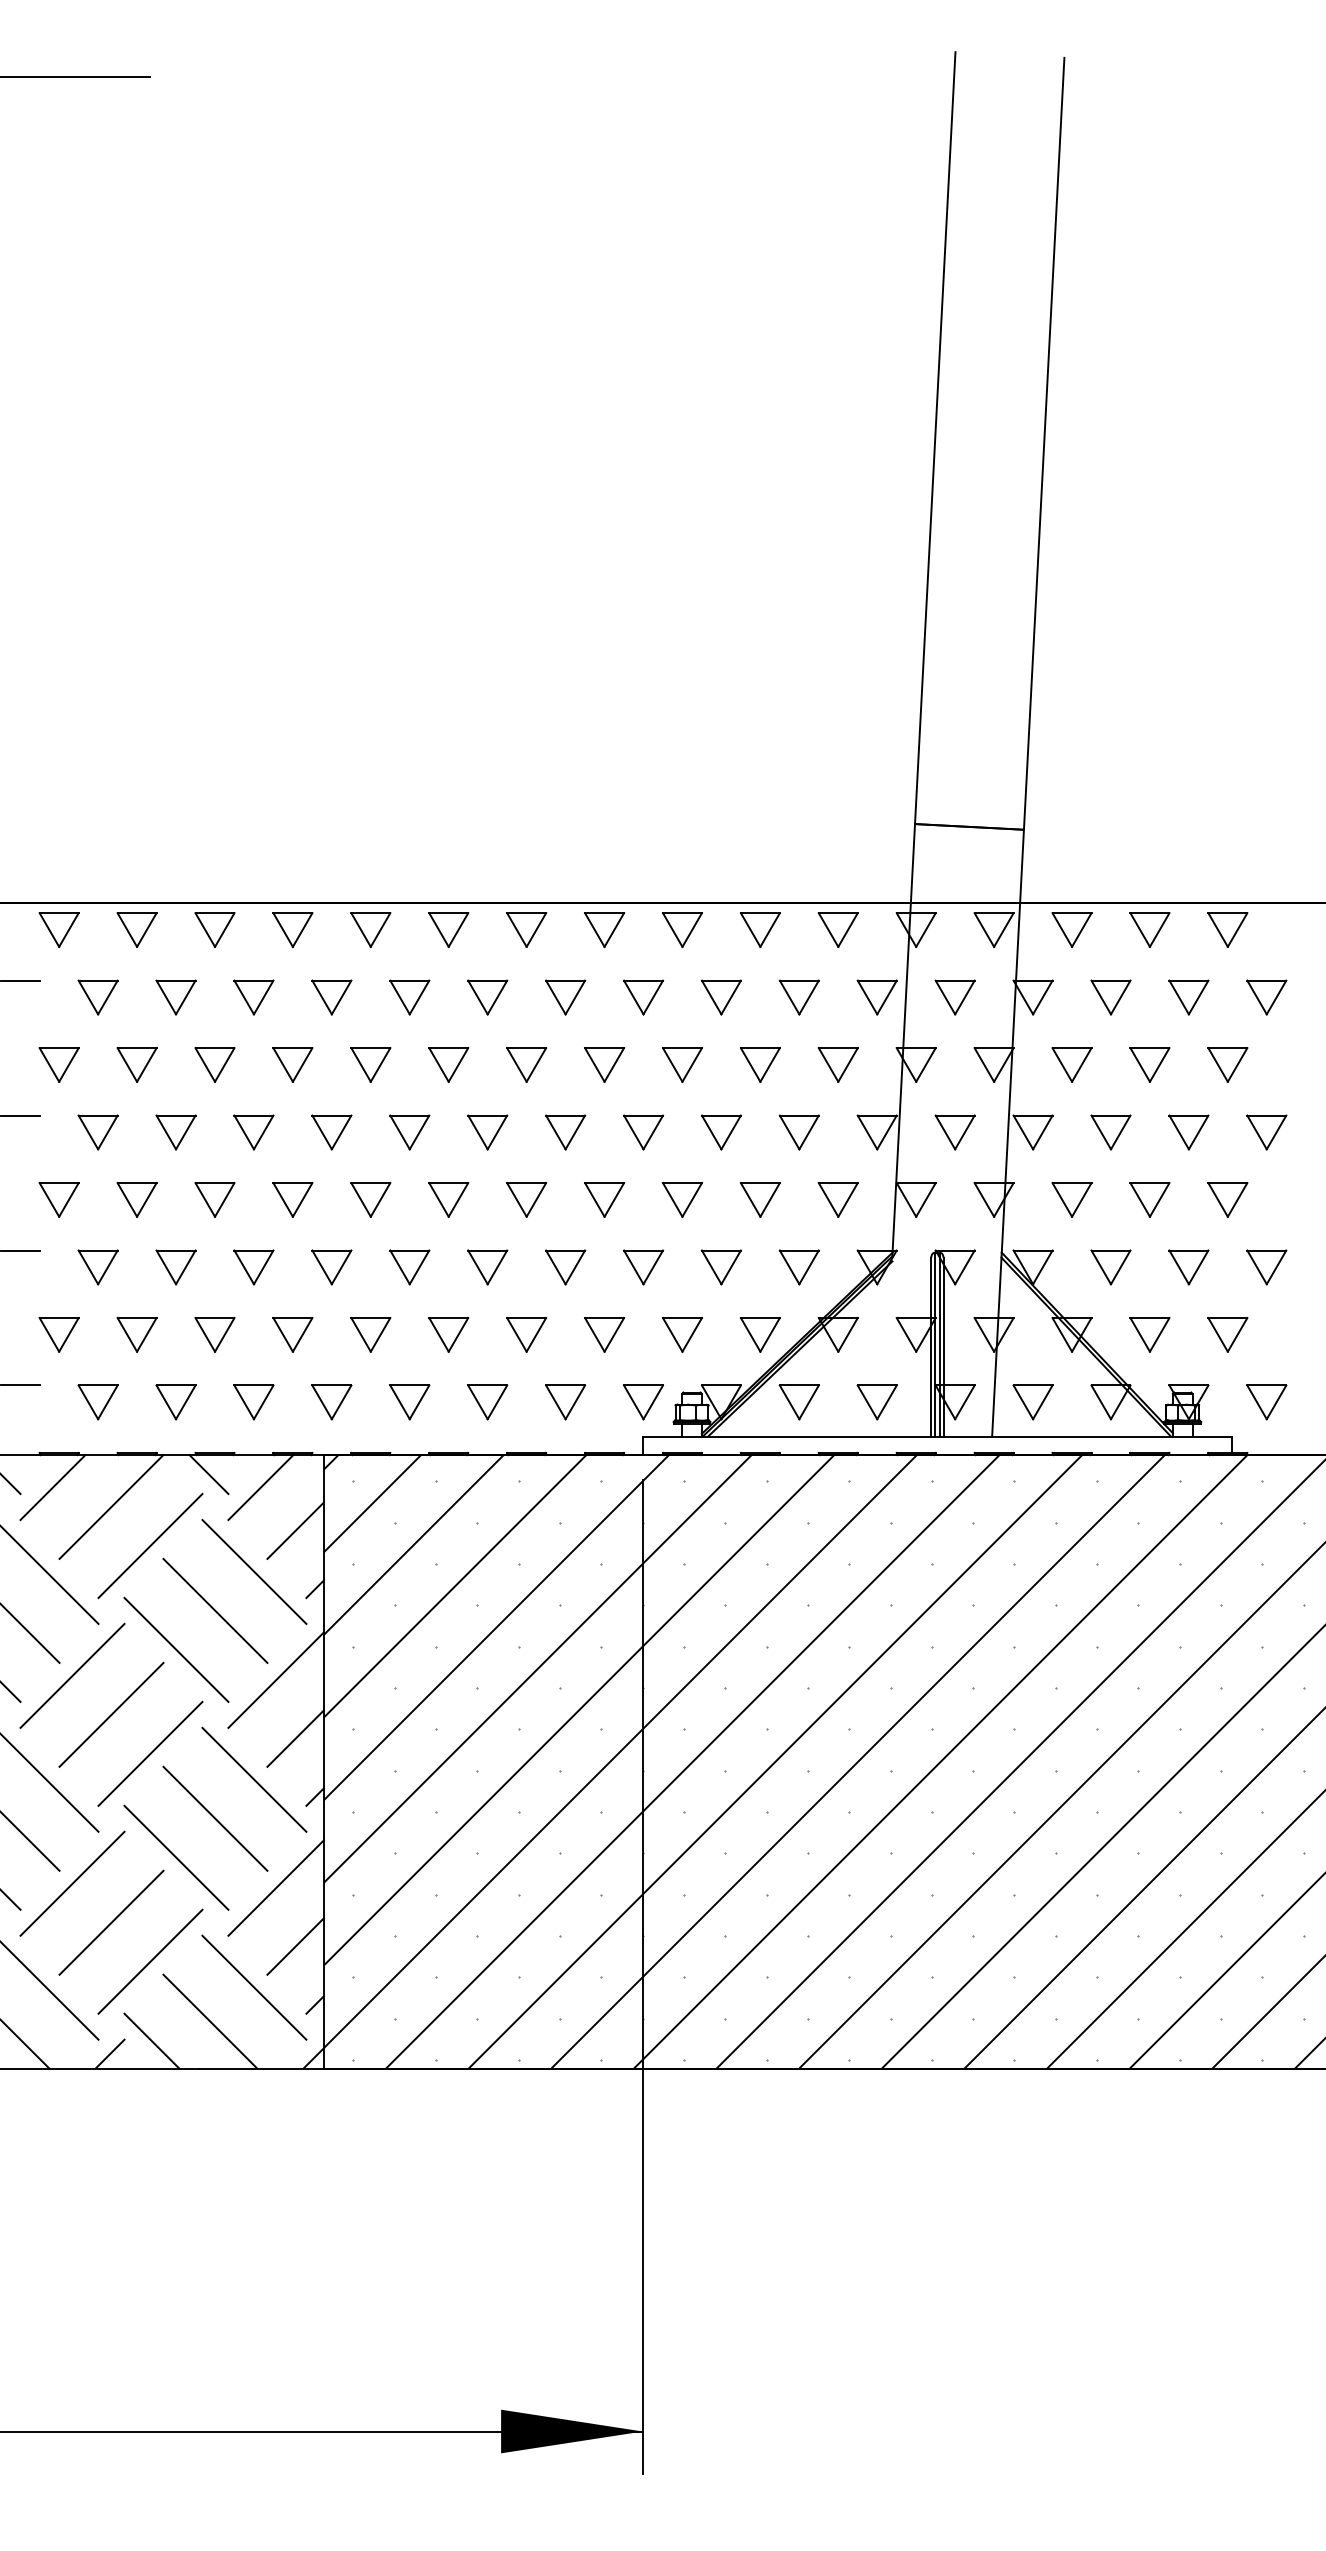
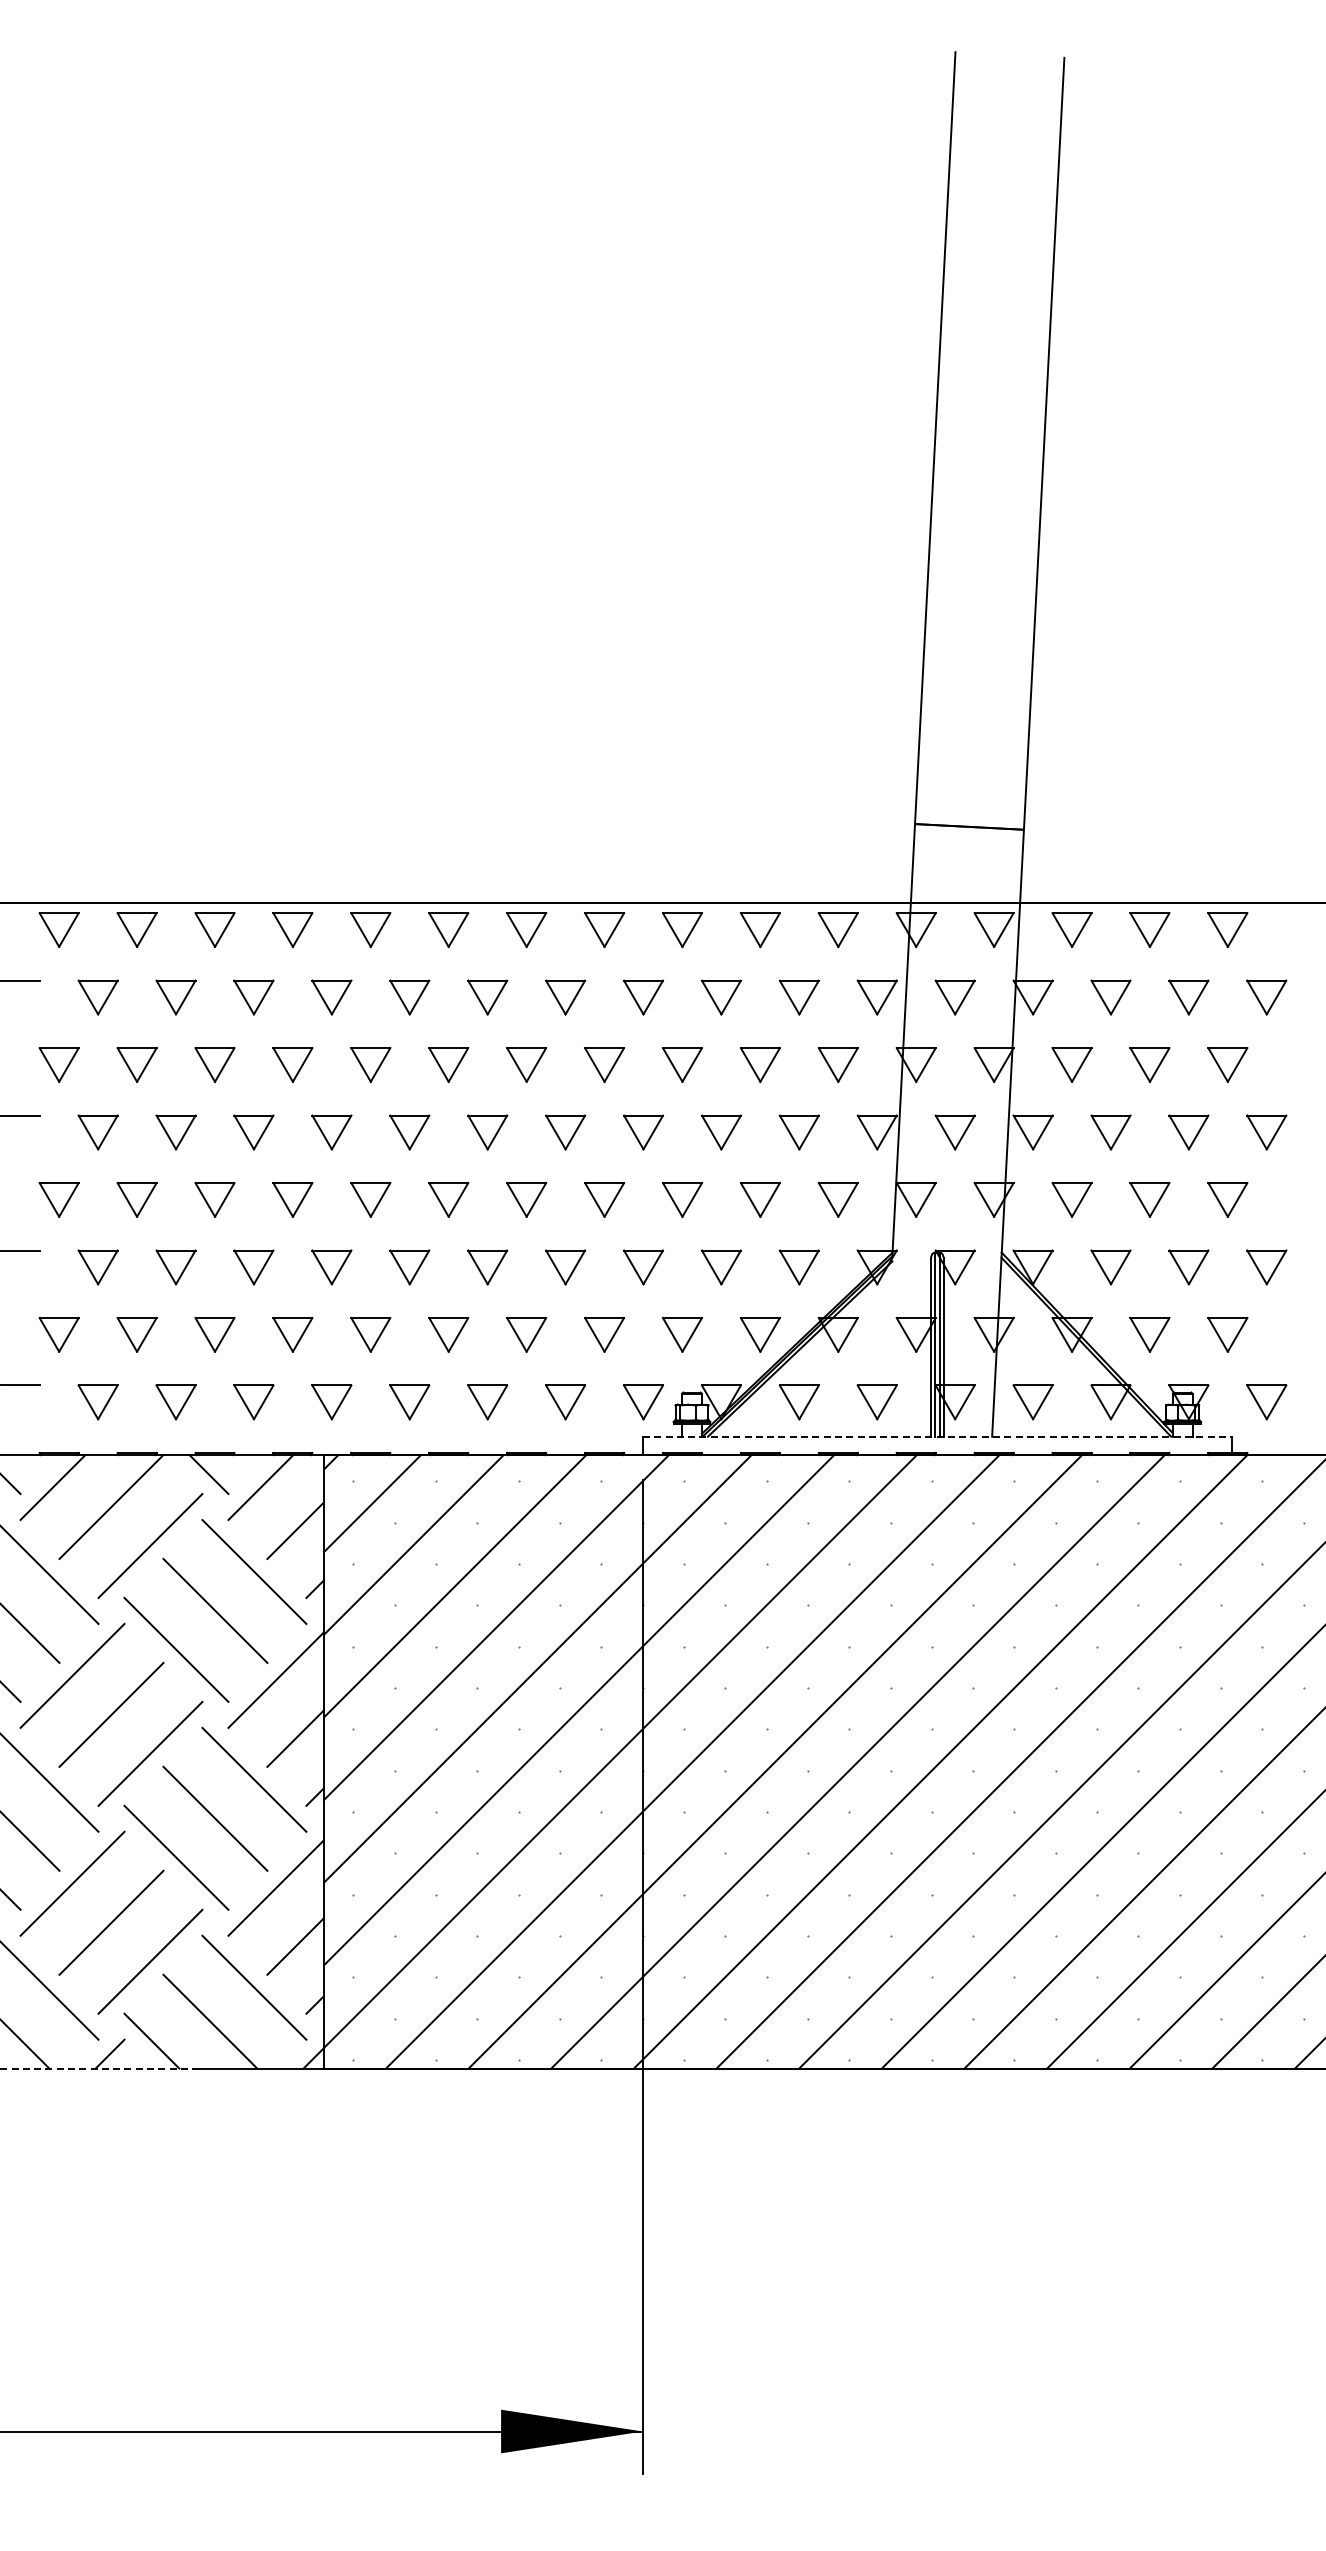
line: present -> none (75, 76)
line: solid -> dashed (937, 1436)
line: solid -> dashed (99, 2068)
